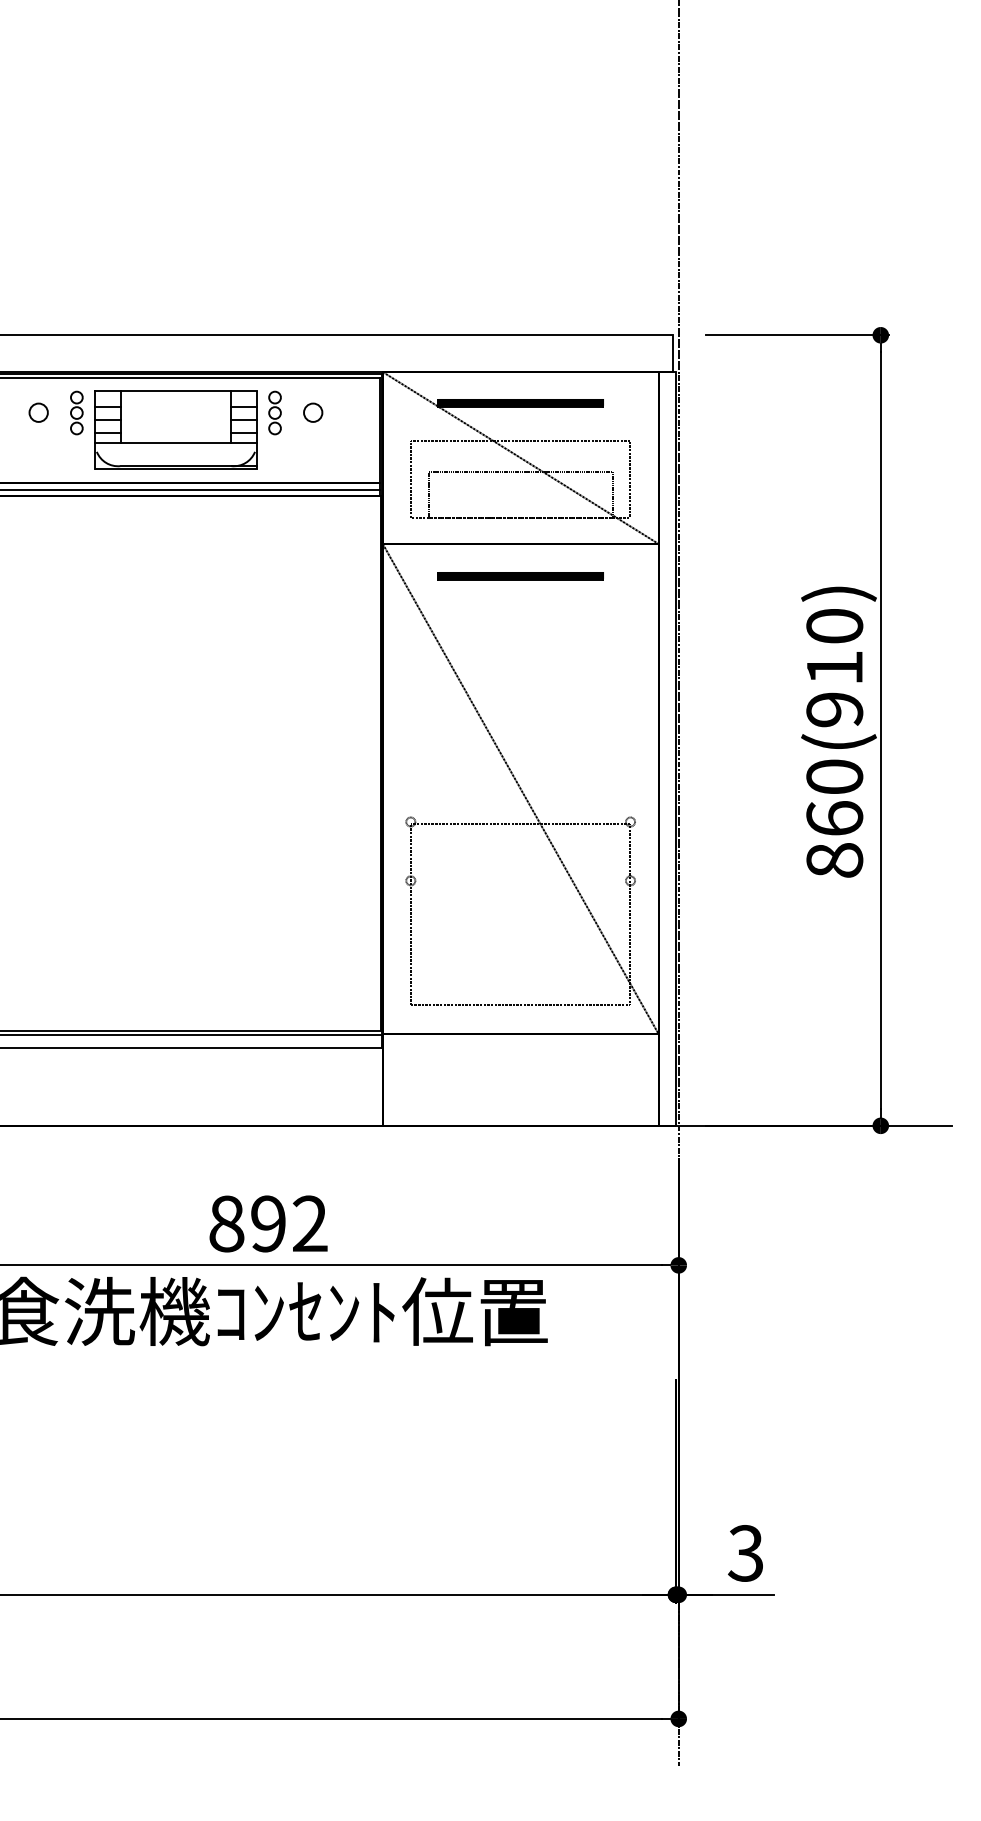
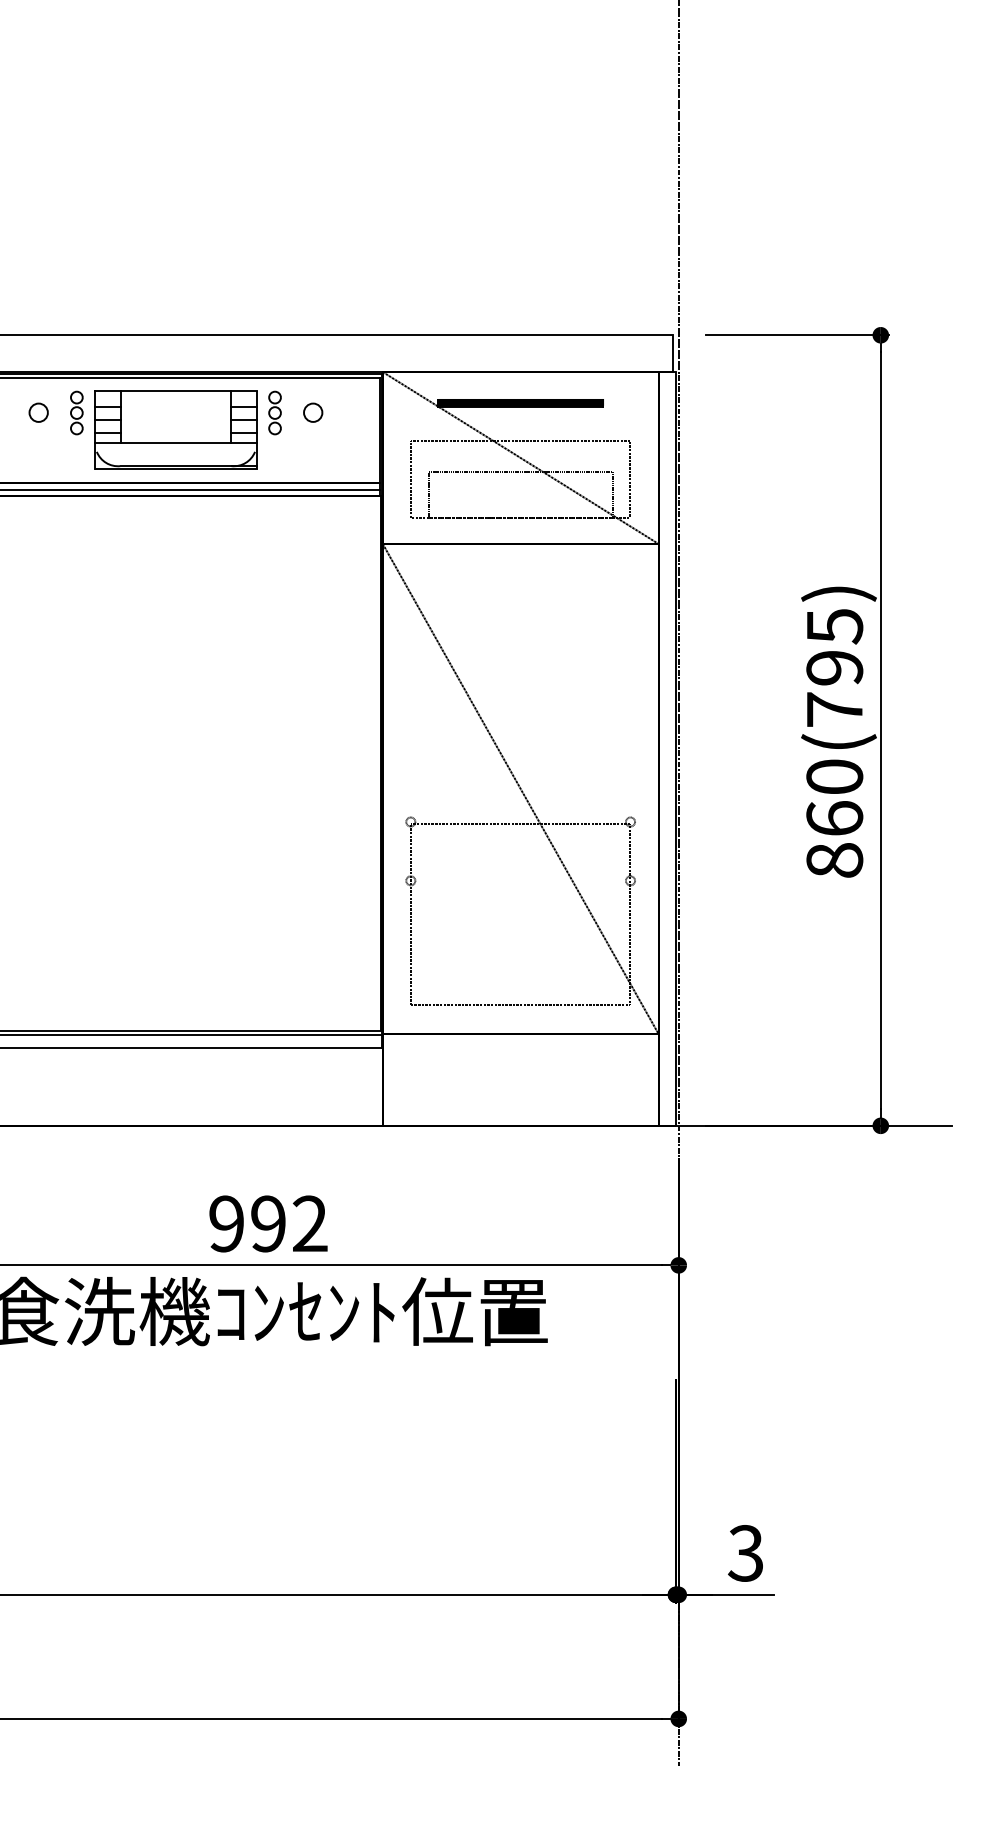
part: present -> none (520, 576)
text: 860(910) -> 860(795) (834, 668)
text: 892 -> 992 (226, 1223)
